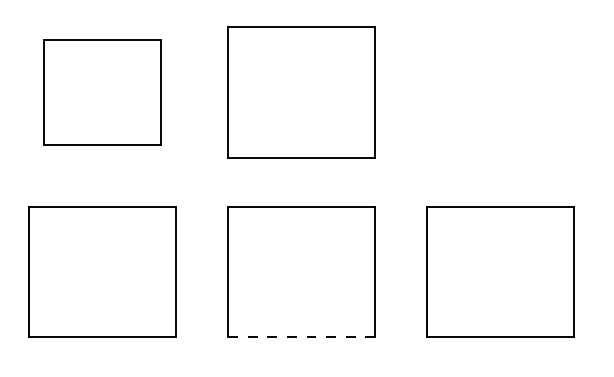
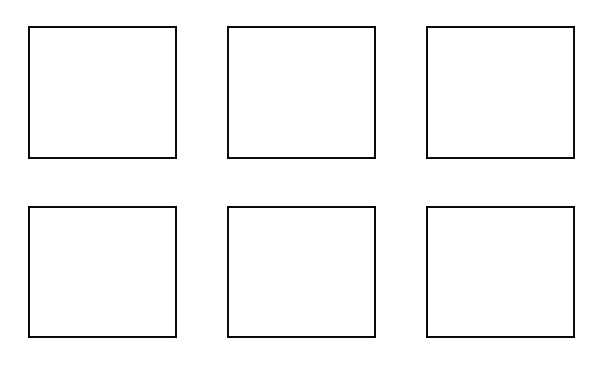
part size: 119x107 px -> 149x133 px (102, 92)
part: none -> present (500, 92)
line: dashed -> solid (301, 337)
